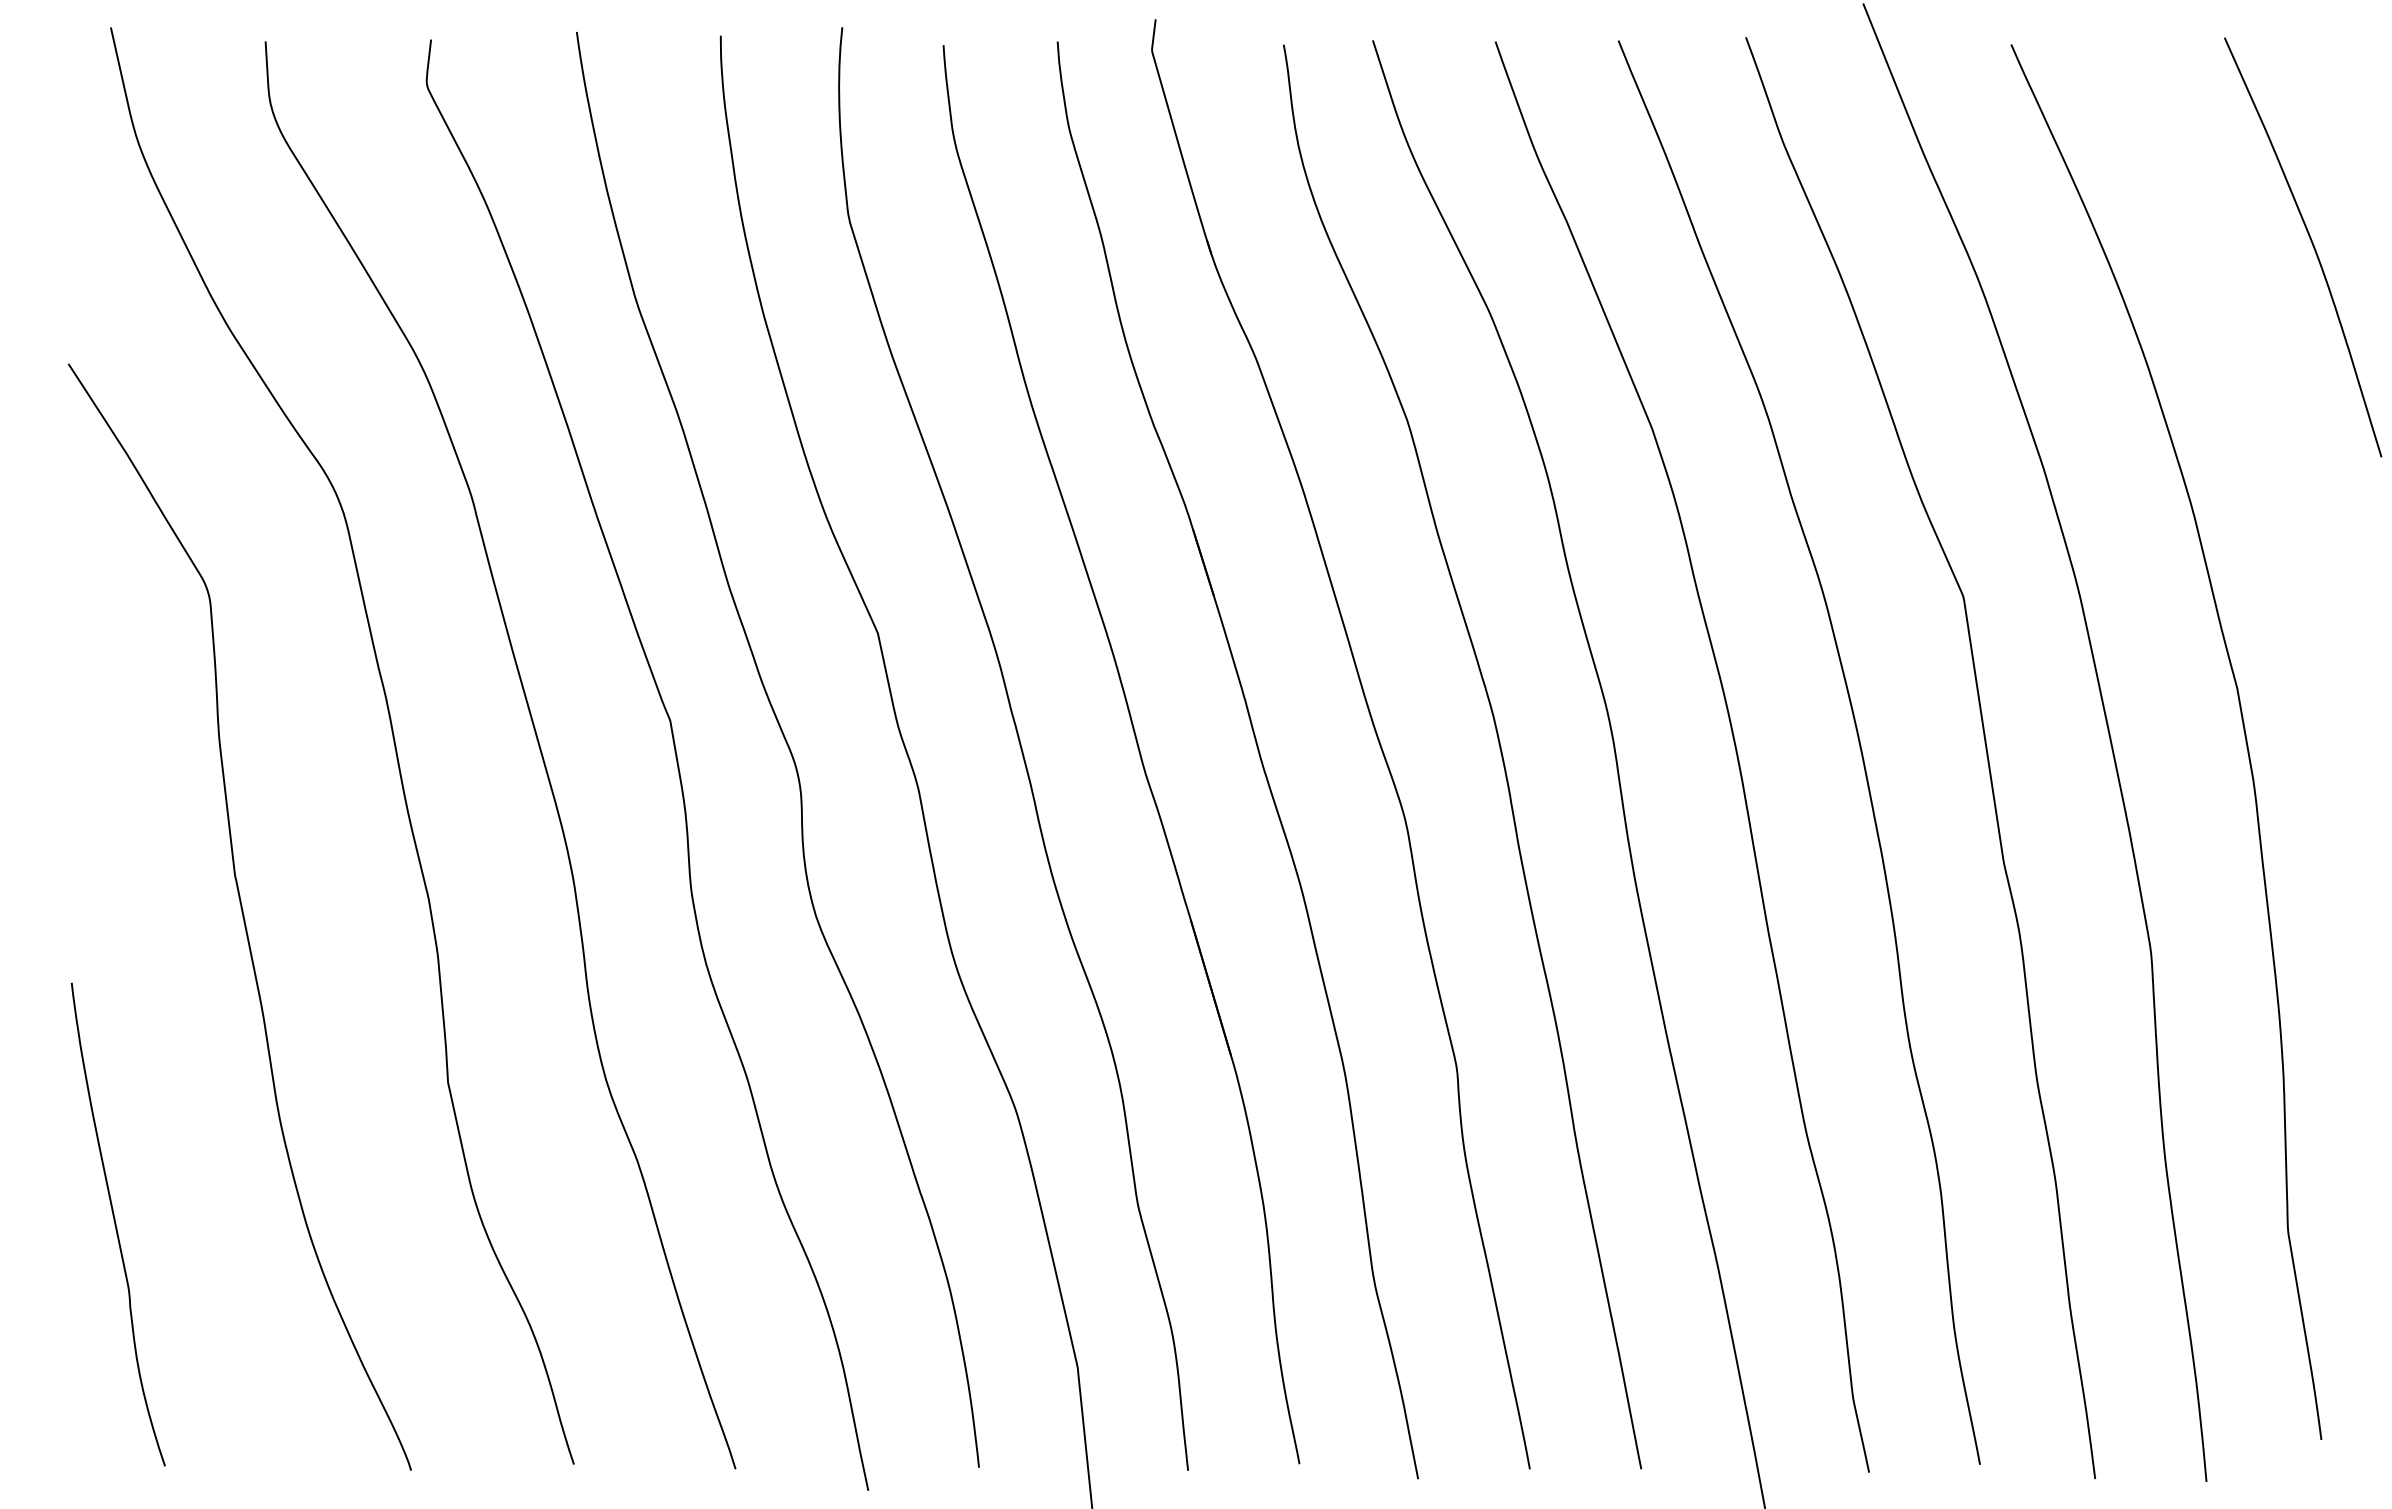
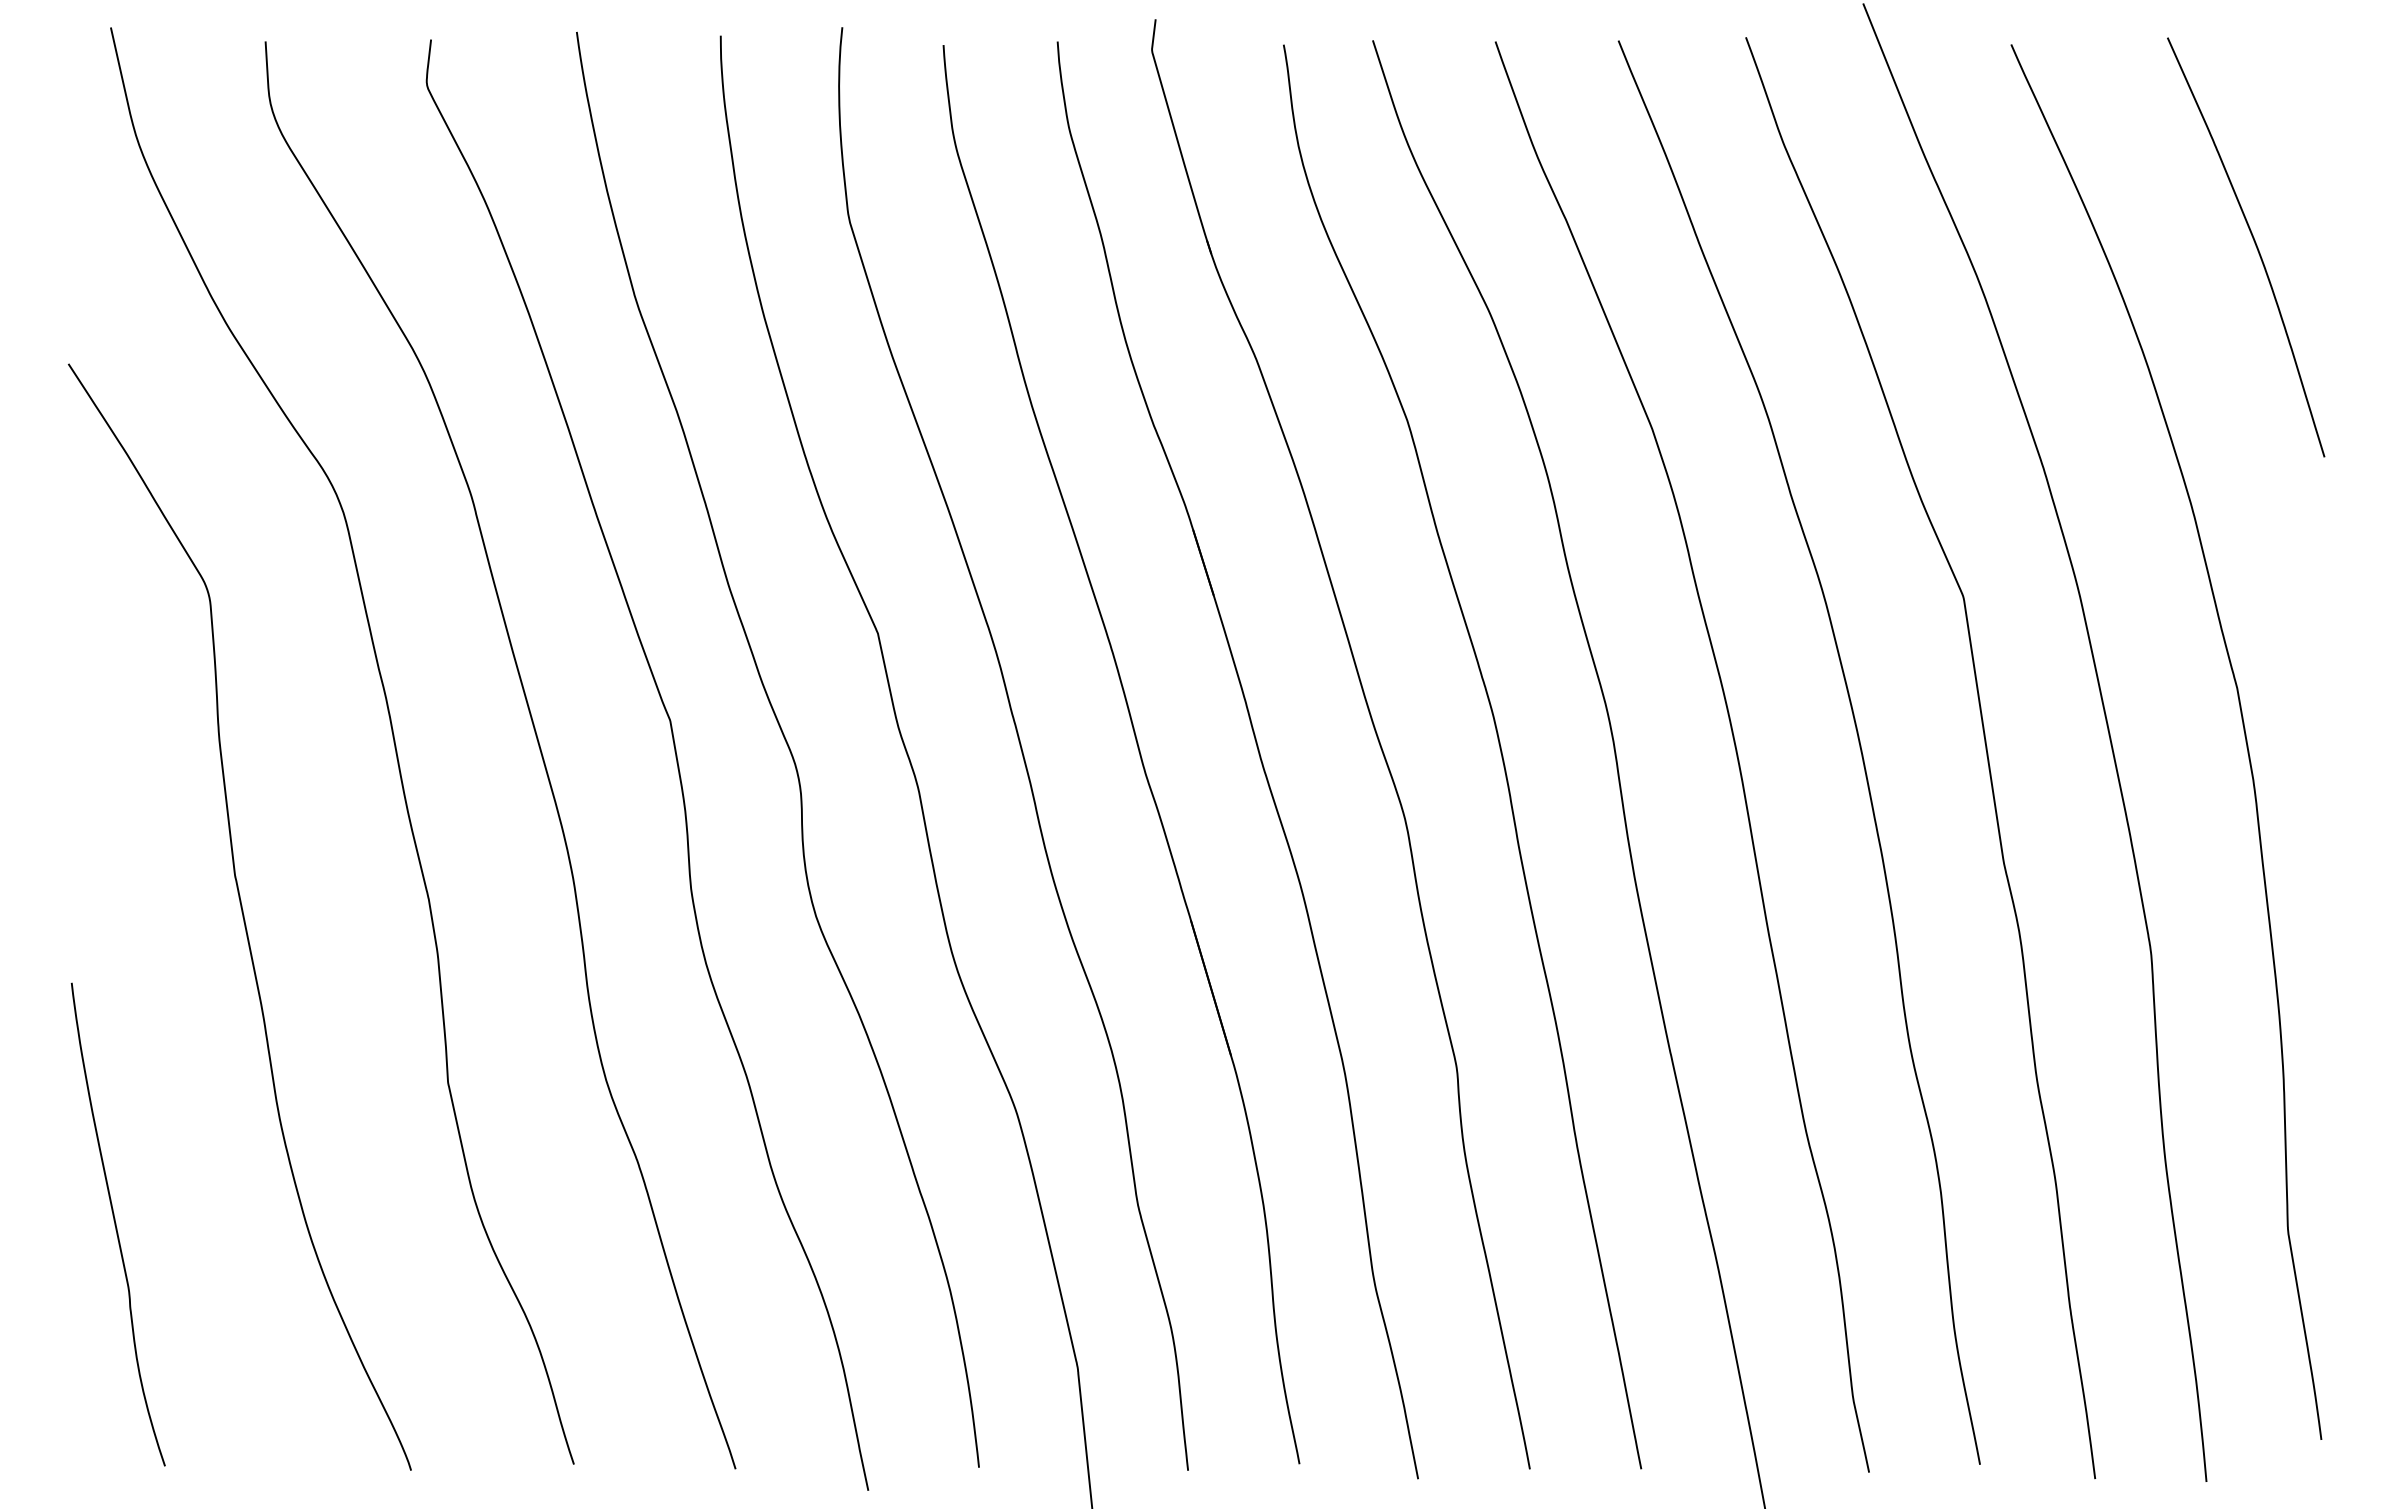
curve position: (2311, 243) -> (2254, 243) (2254, 243)
